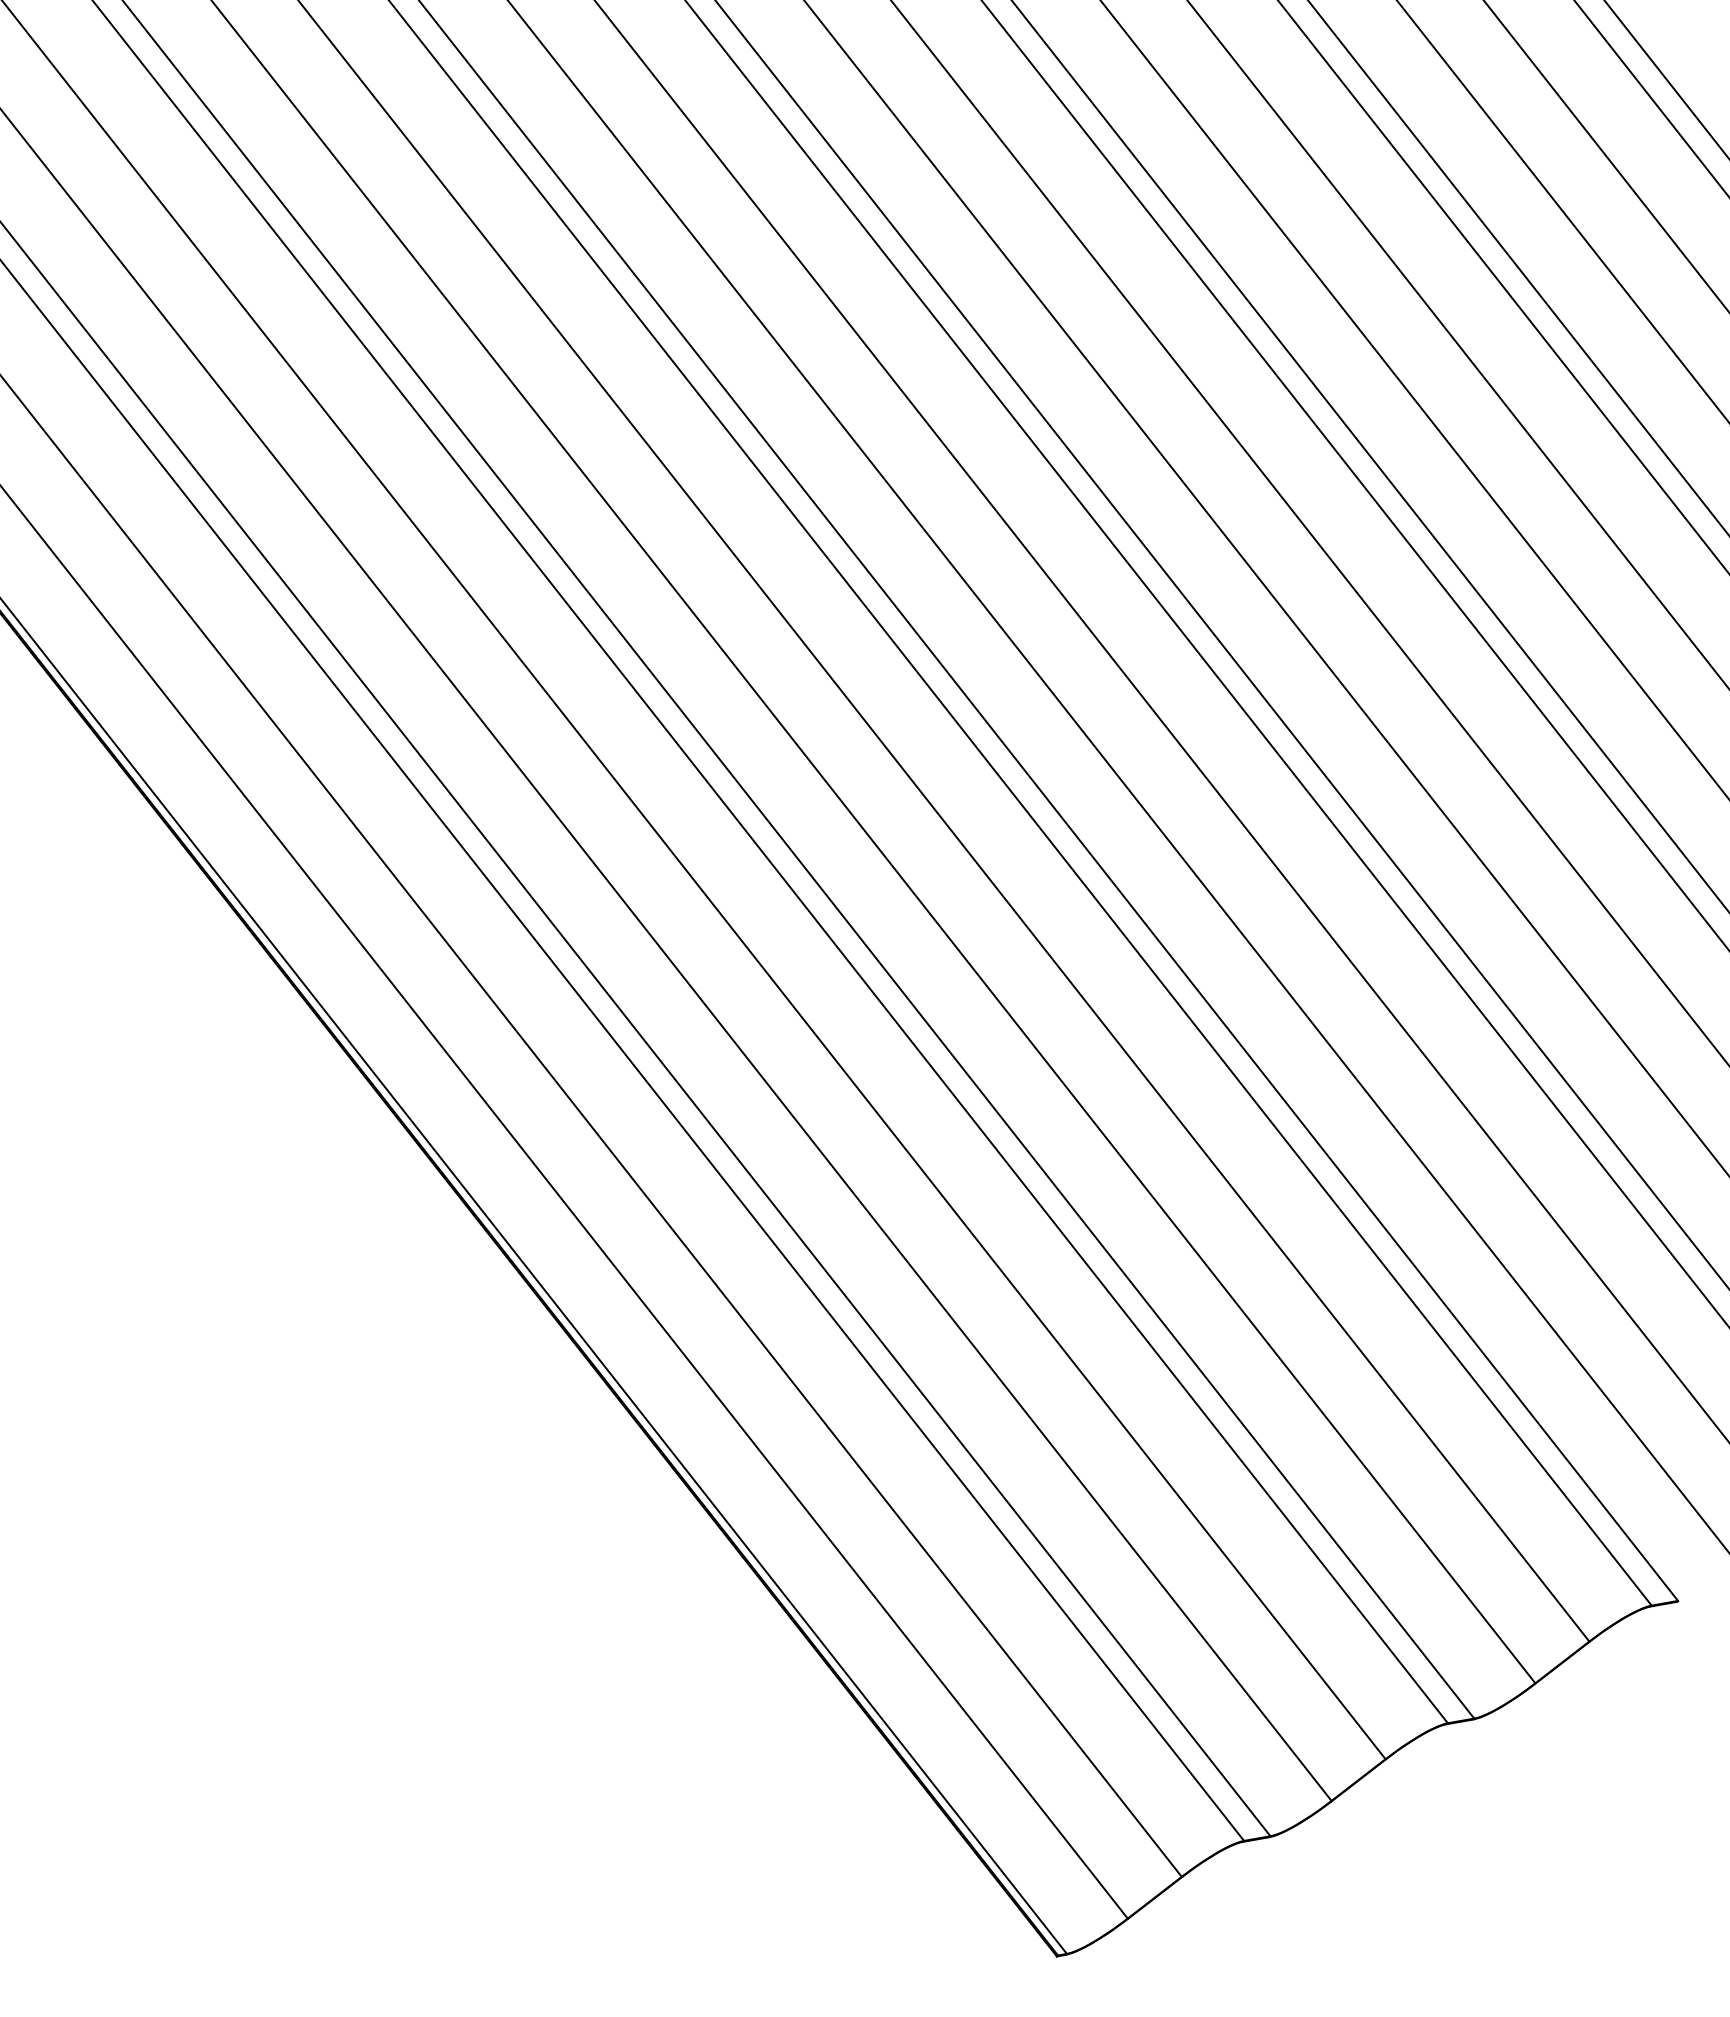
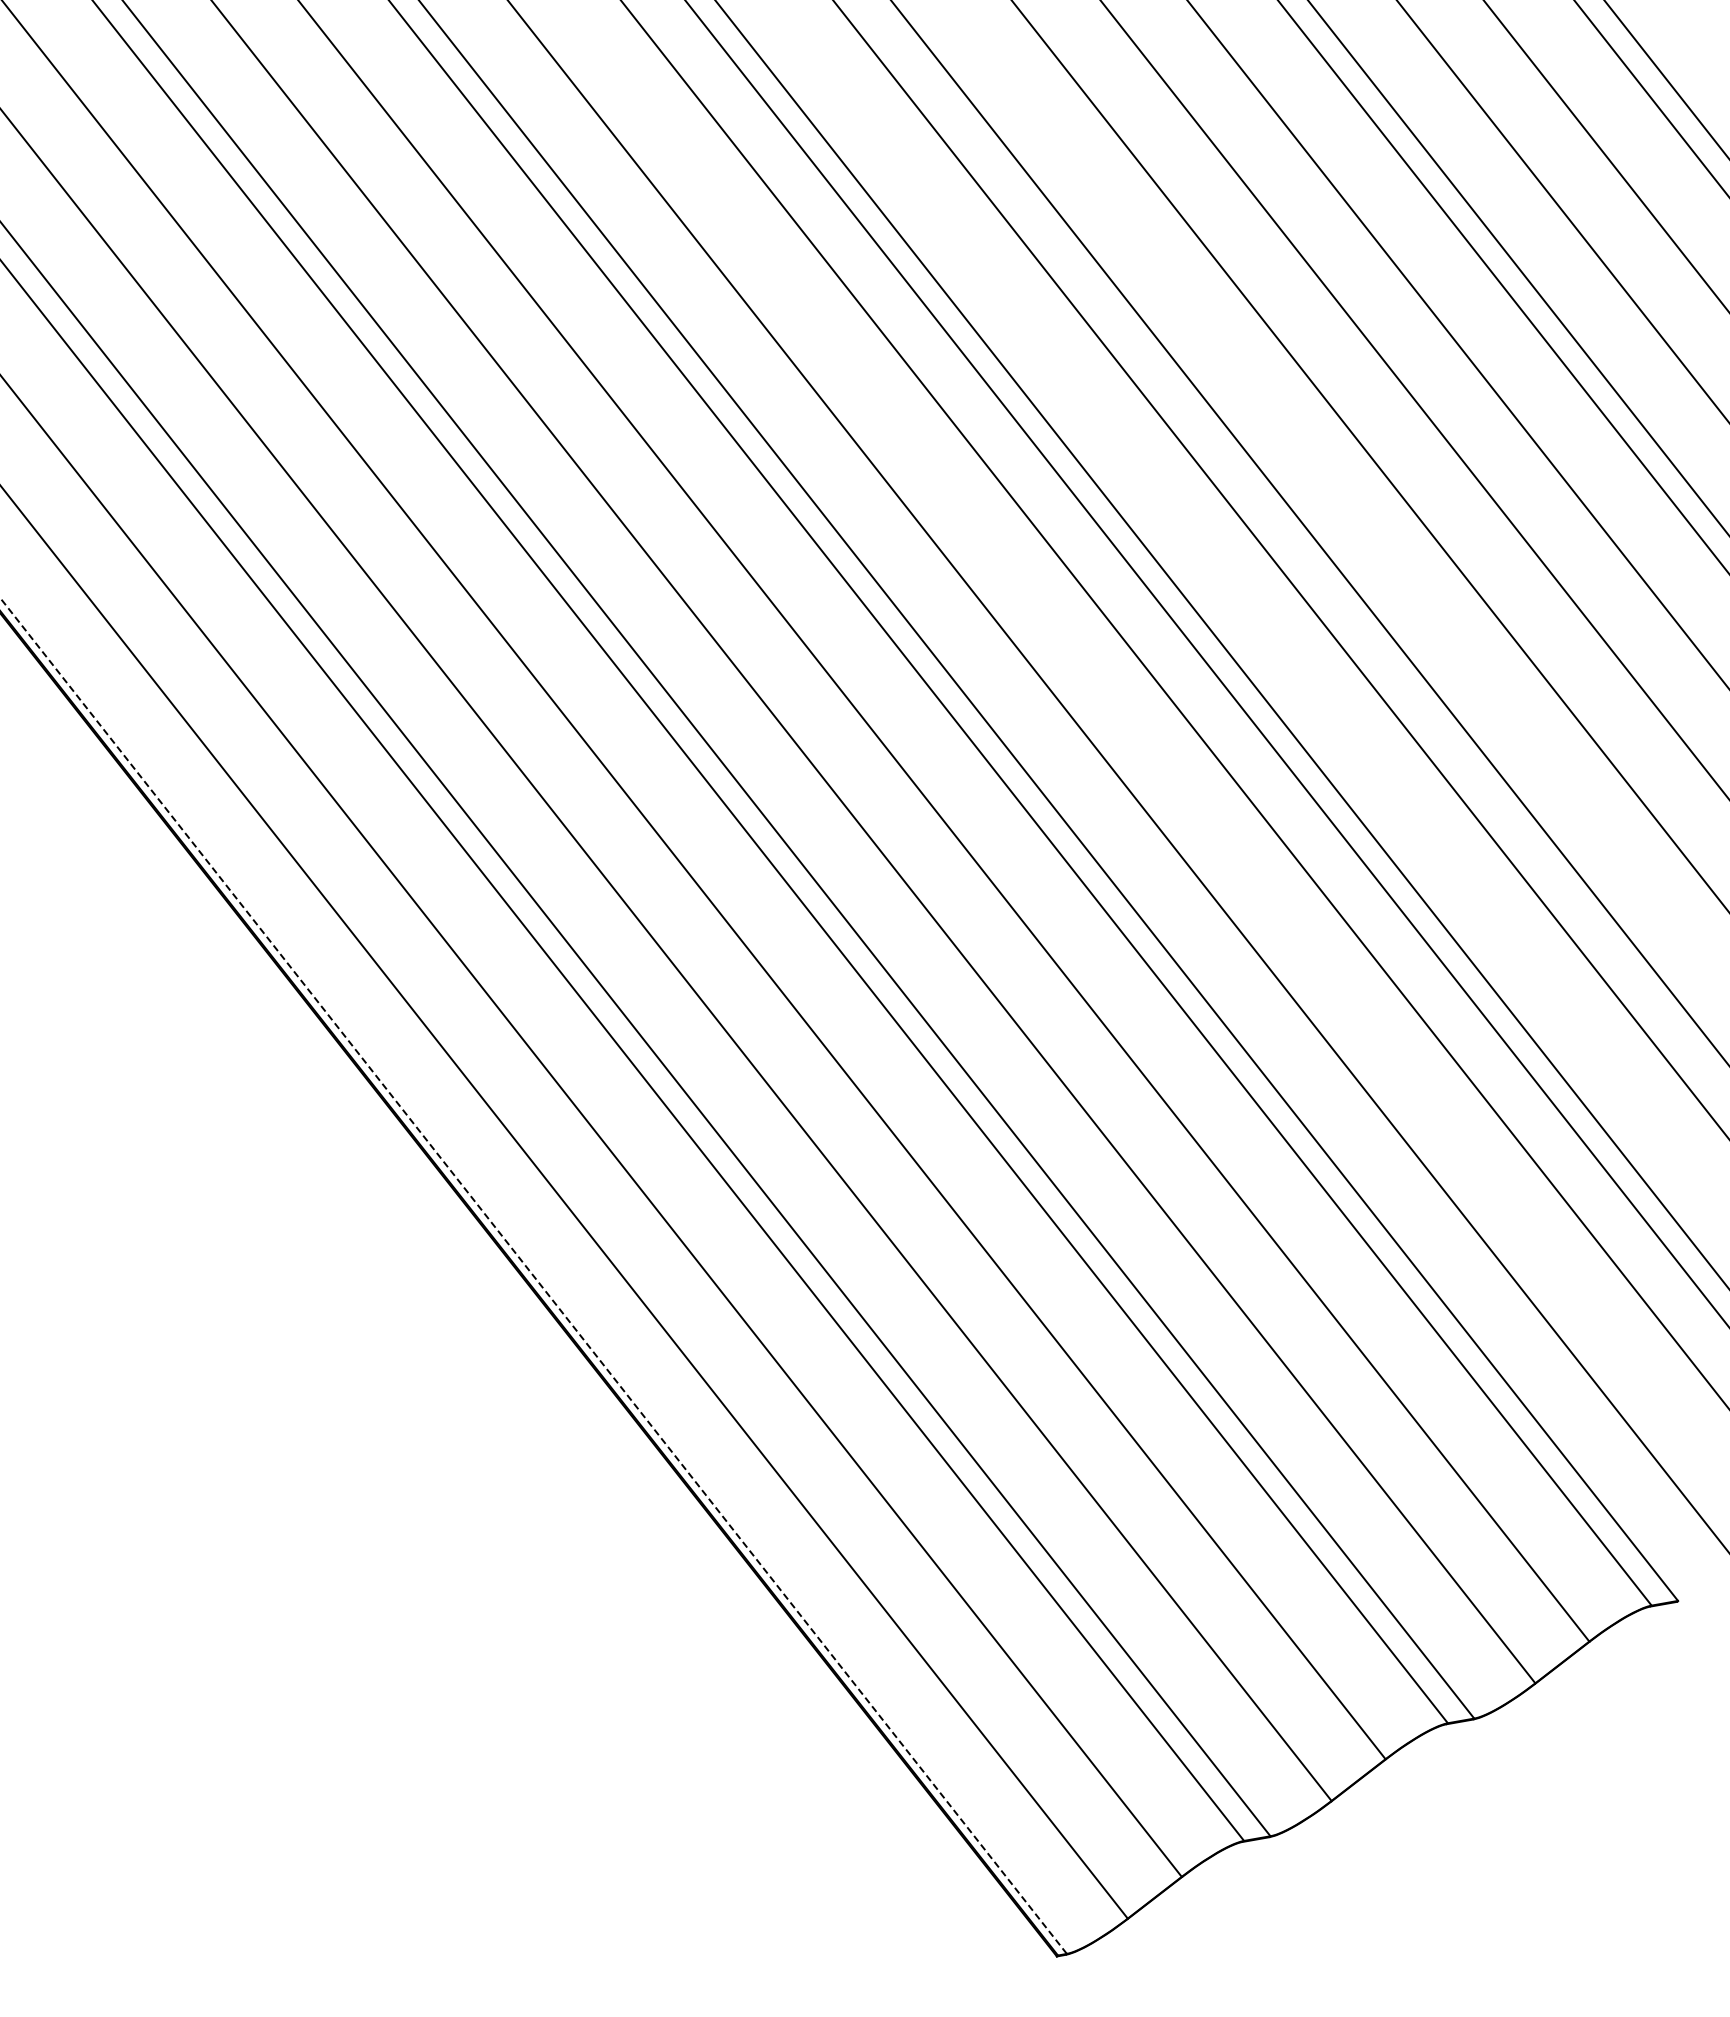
line: present -> none (1354, 474)
line position: (1265, 587) -> (1280, 569) (1280, 569)
line position: (1161, 720) -> (1174, 704) (1174, 704)
line: solid -> dashed (533, 1275)
